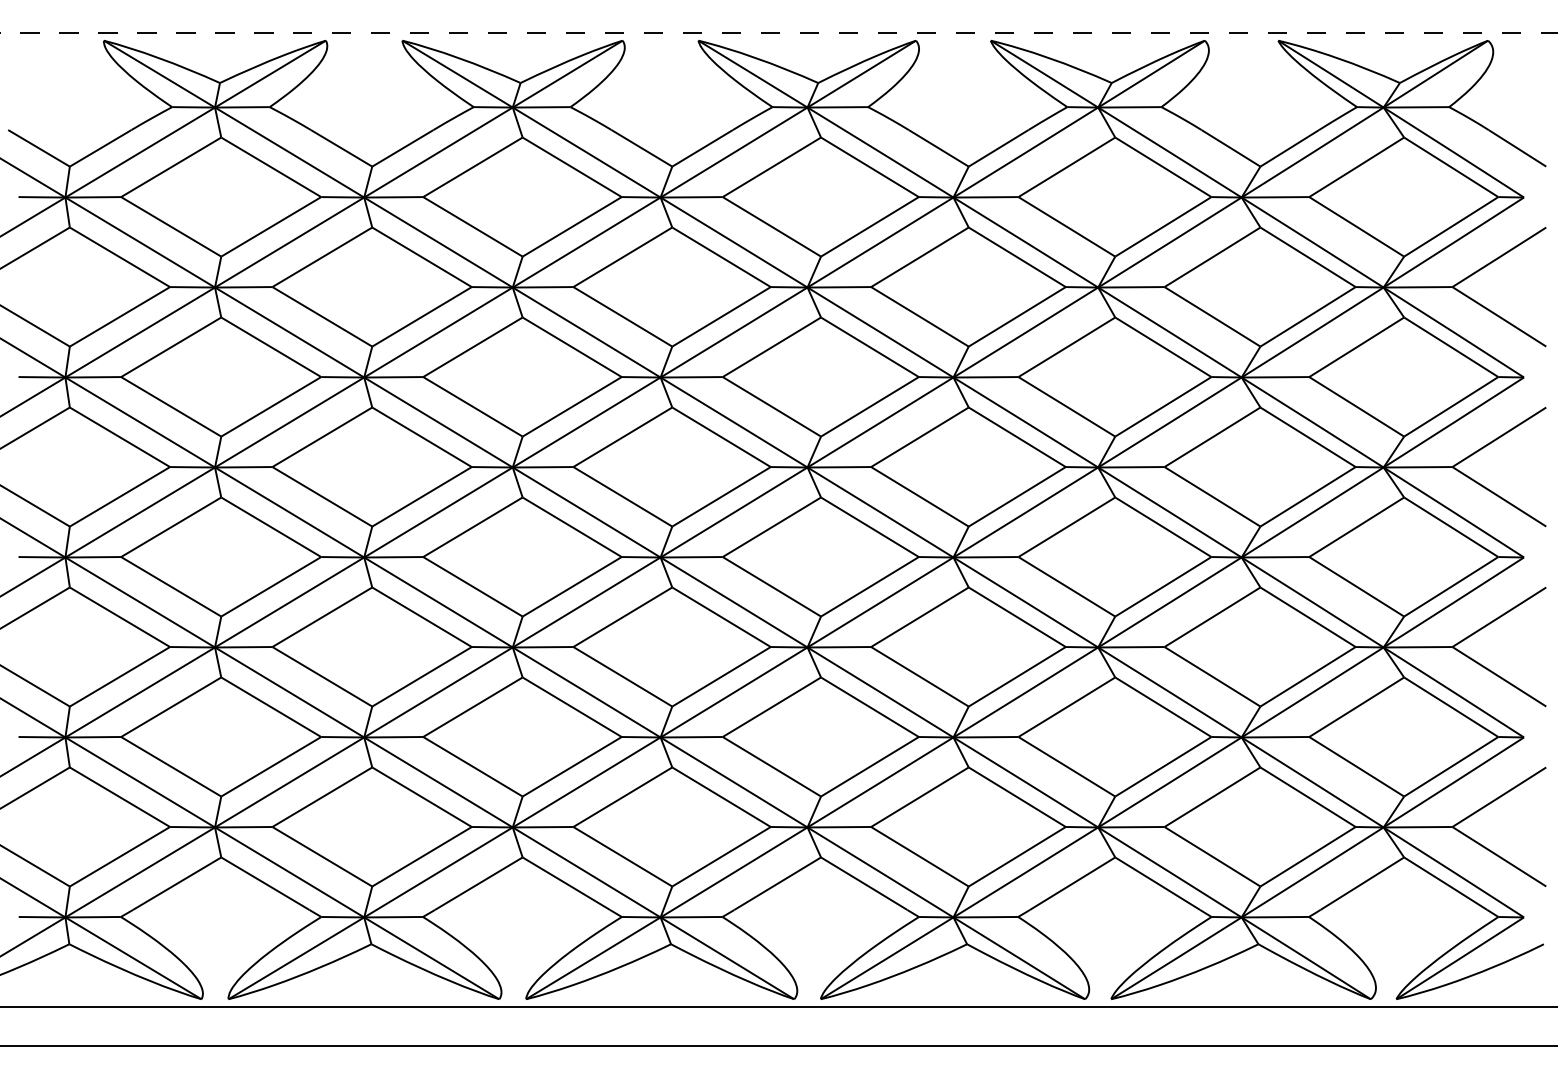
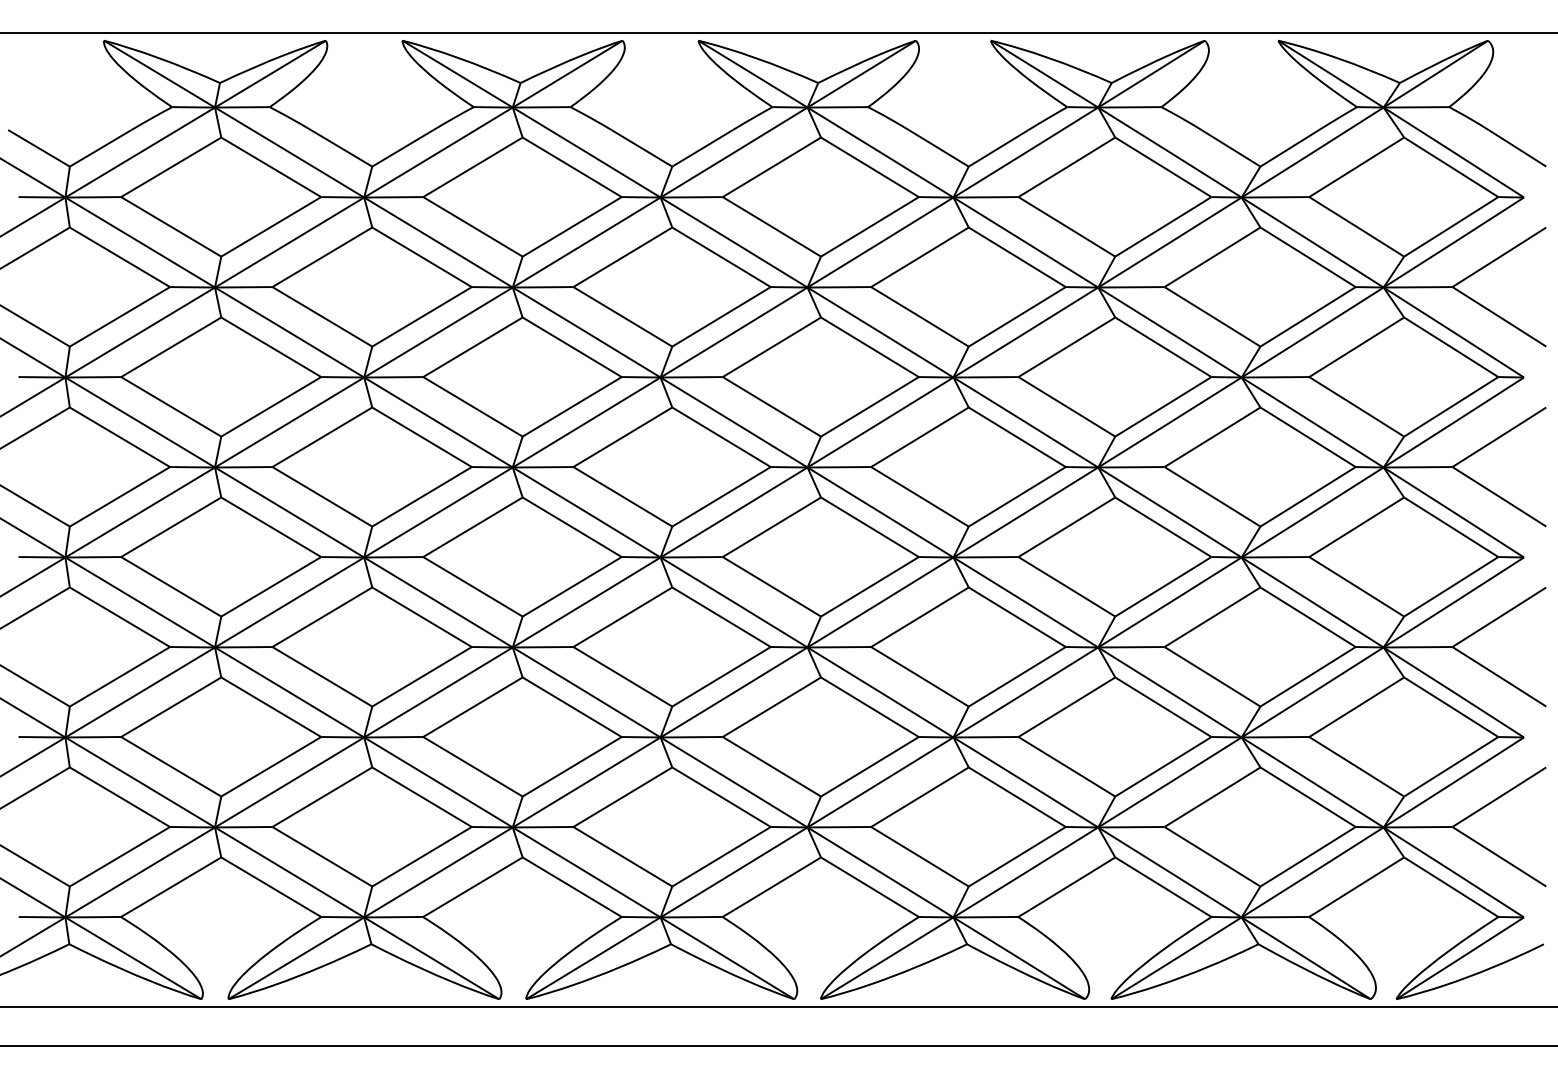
line: dashed -> solid (779, 32)
